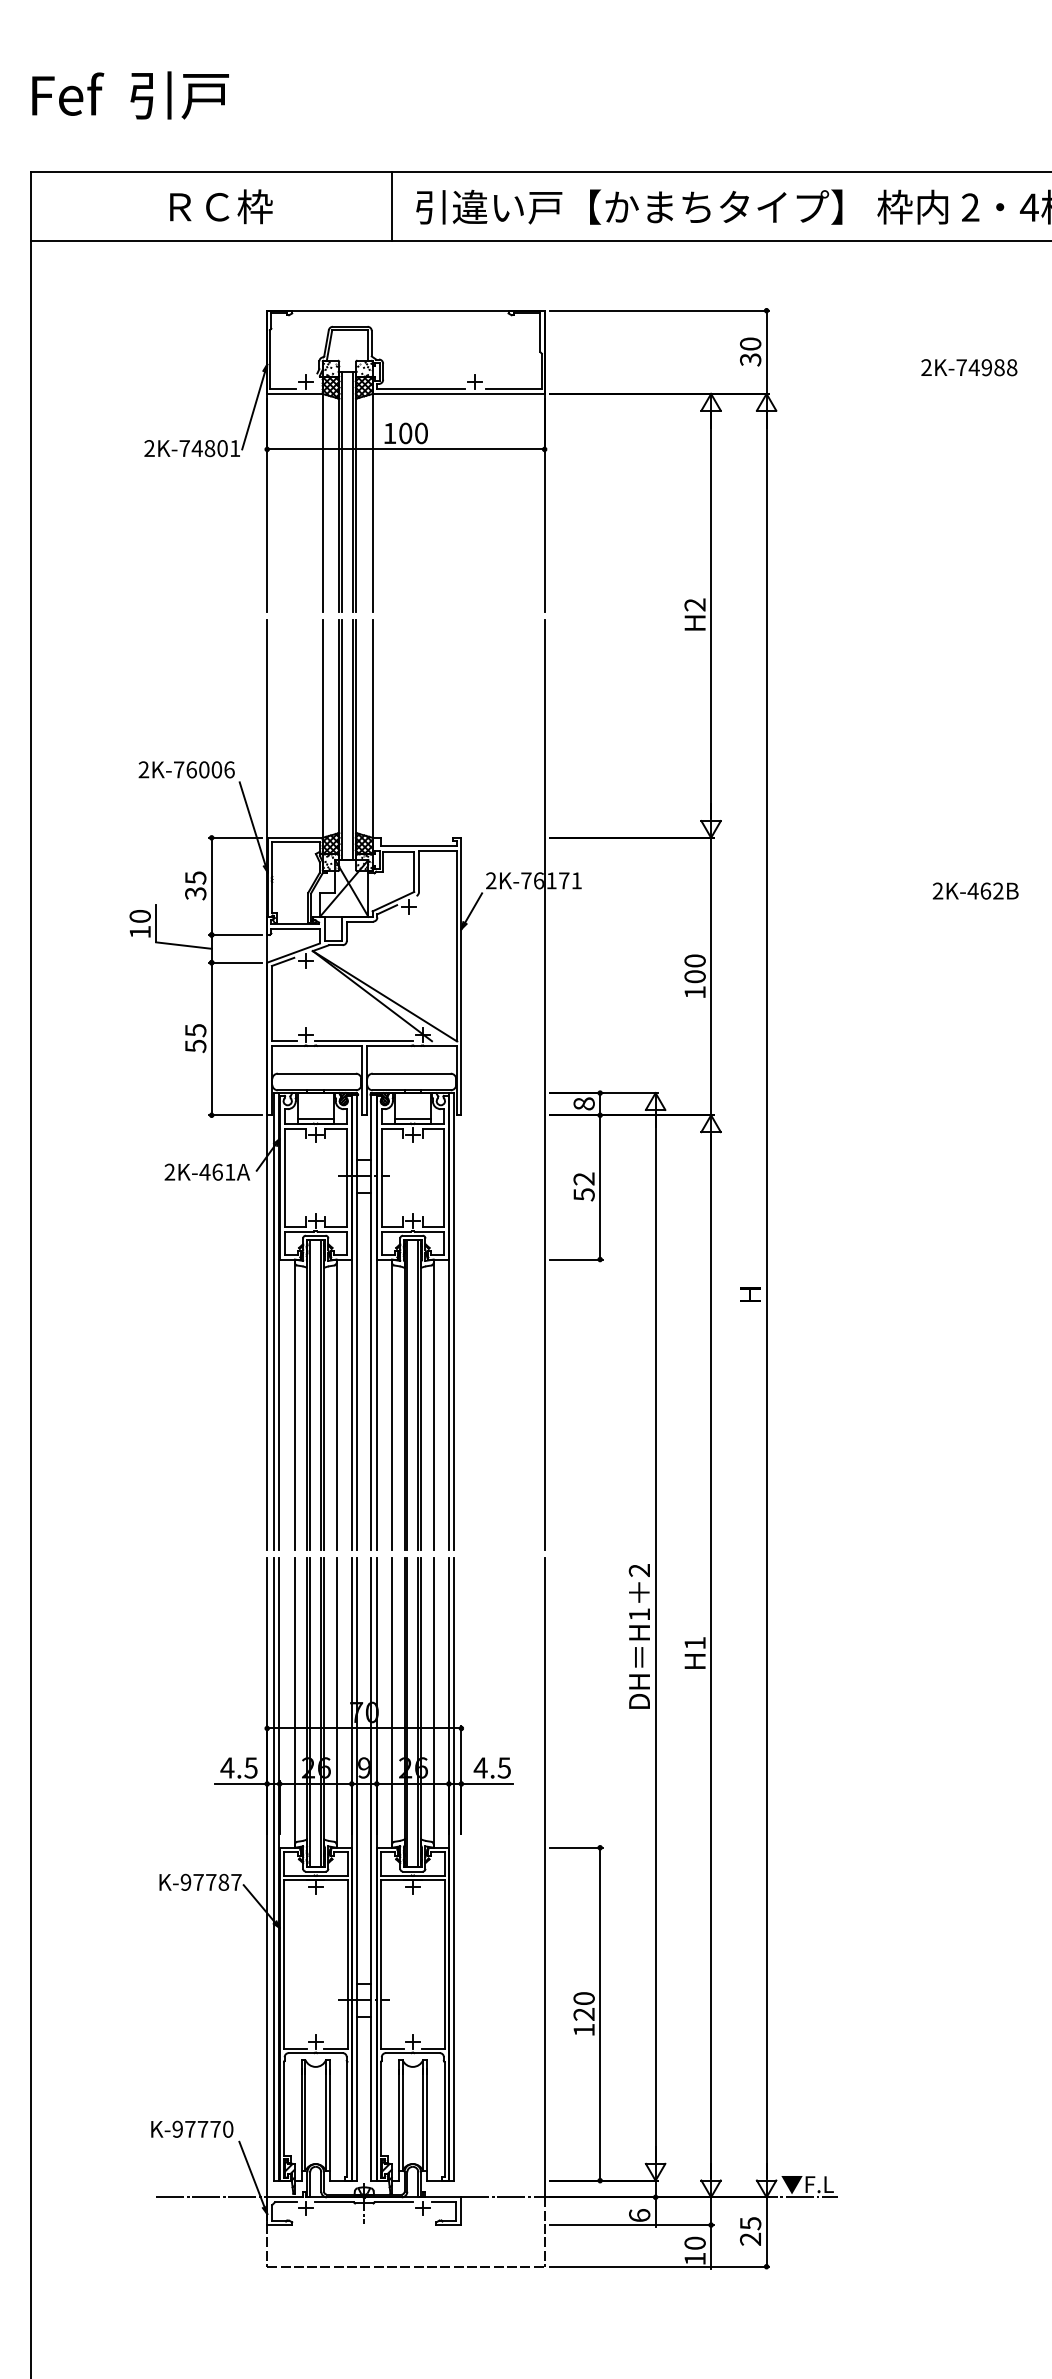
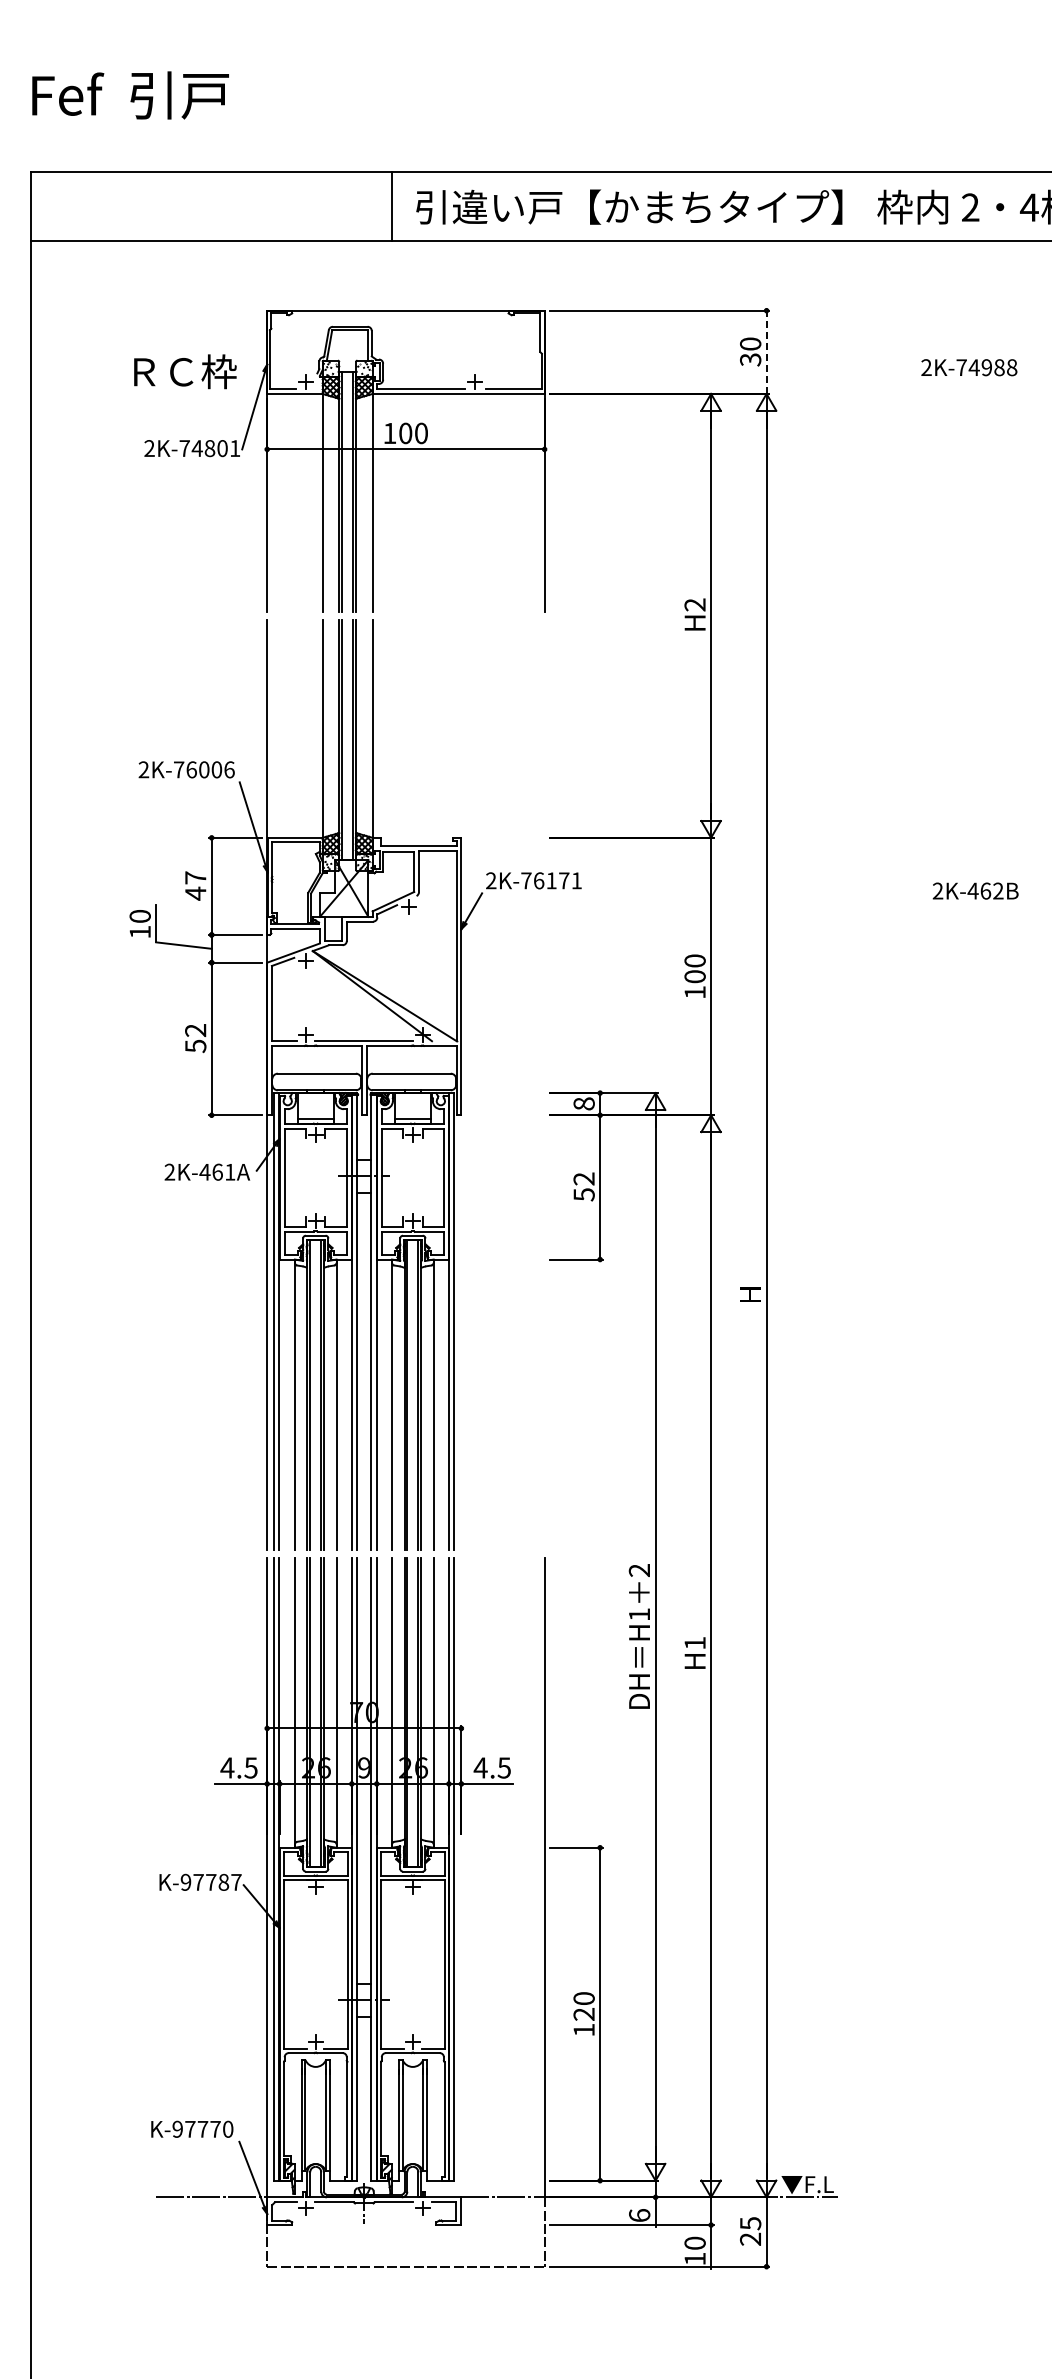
text position: (221, 206) -> (185, 371) (185, 371)
line: solid -> dashed (766, 352)
text: 35 -> 47 (195, 885)
text: 55 -> 52 (195, 1030)
line: present -> none (544, 1084)
